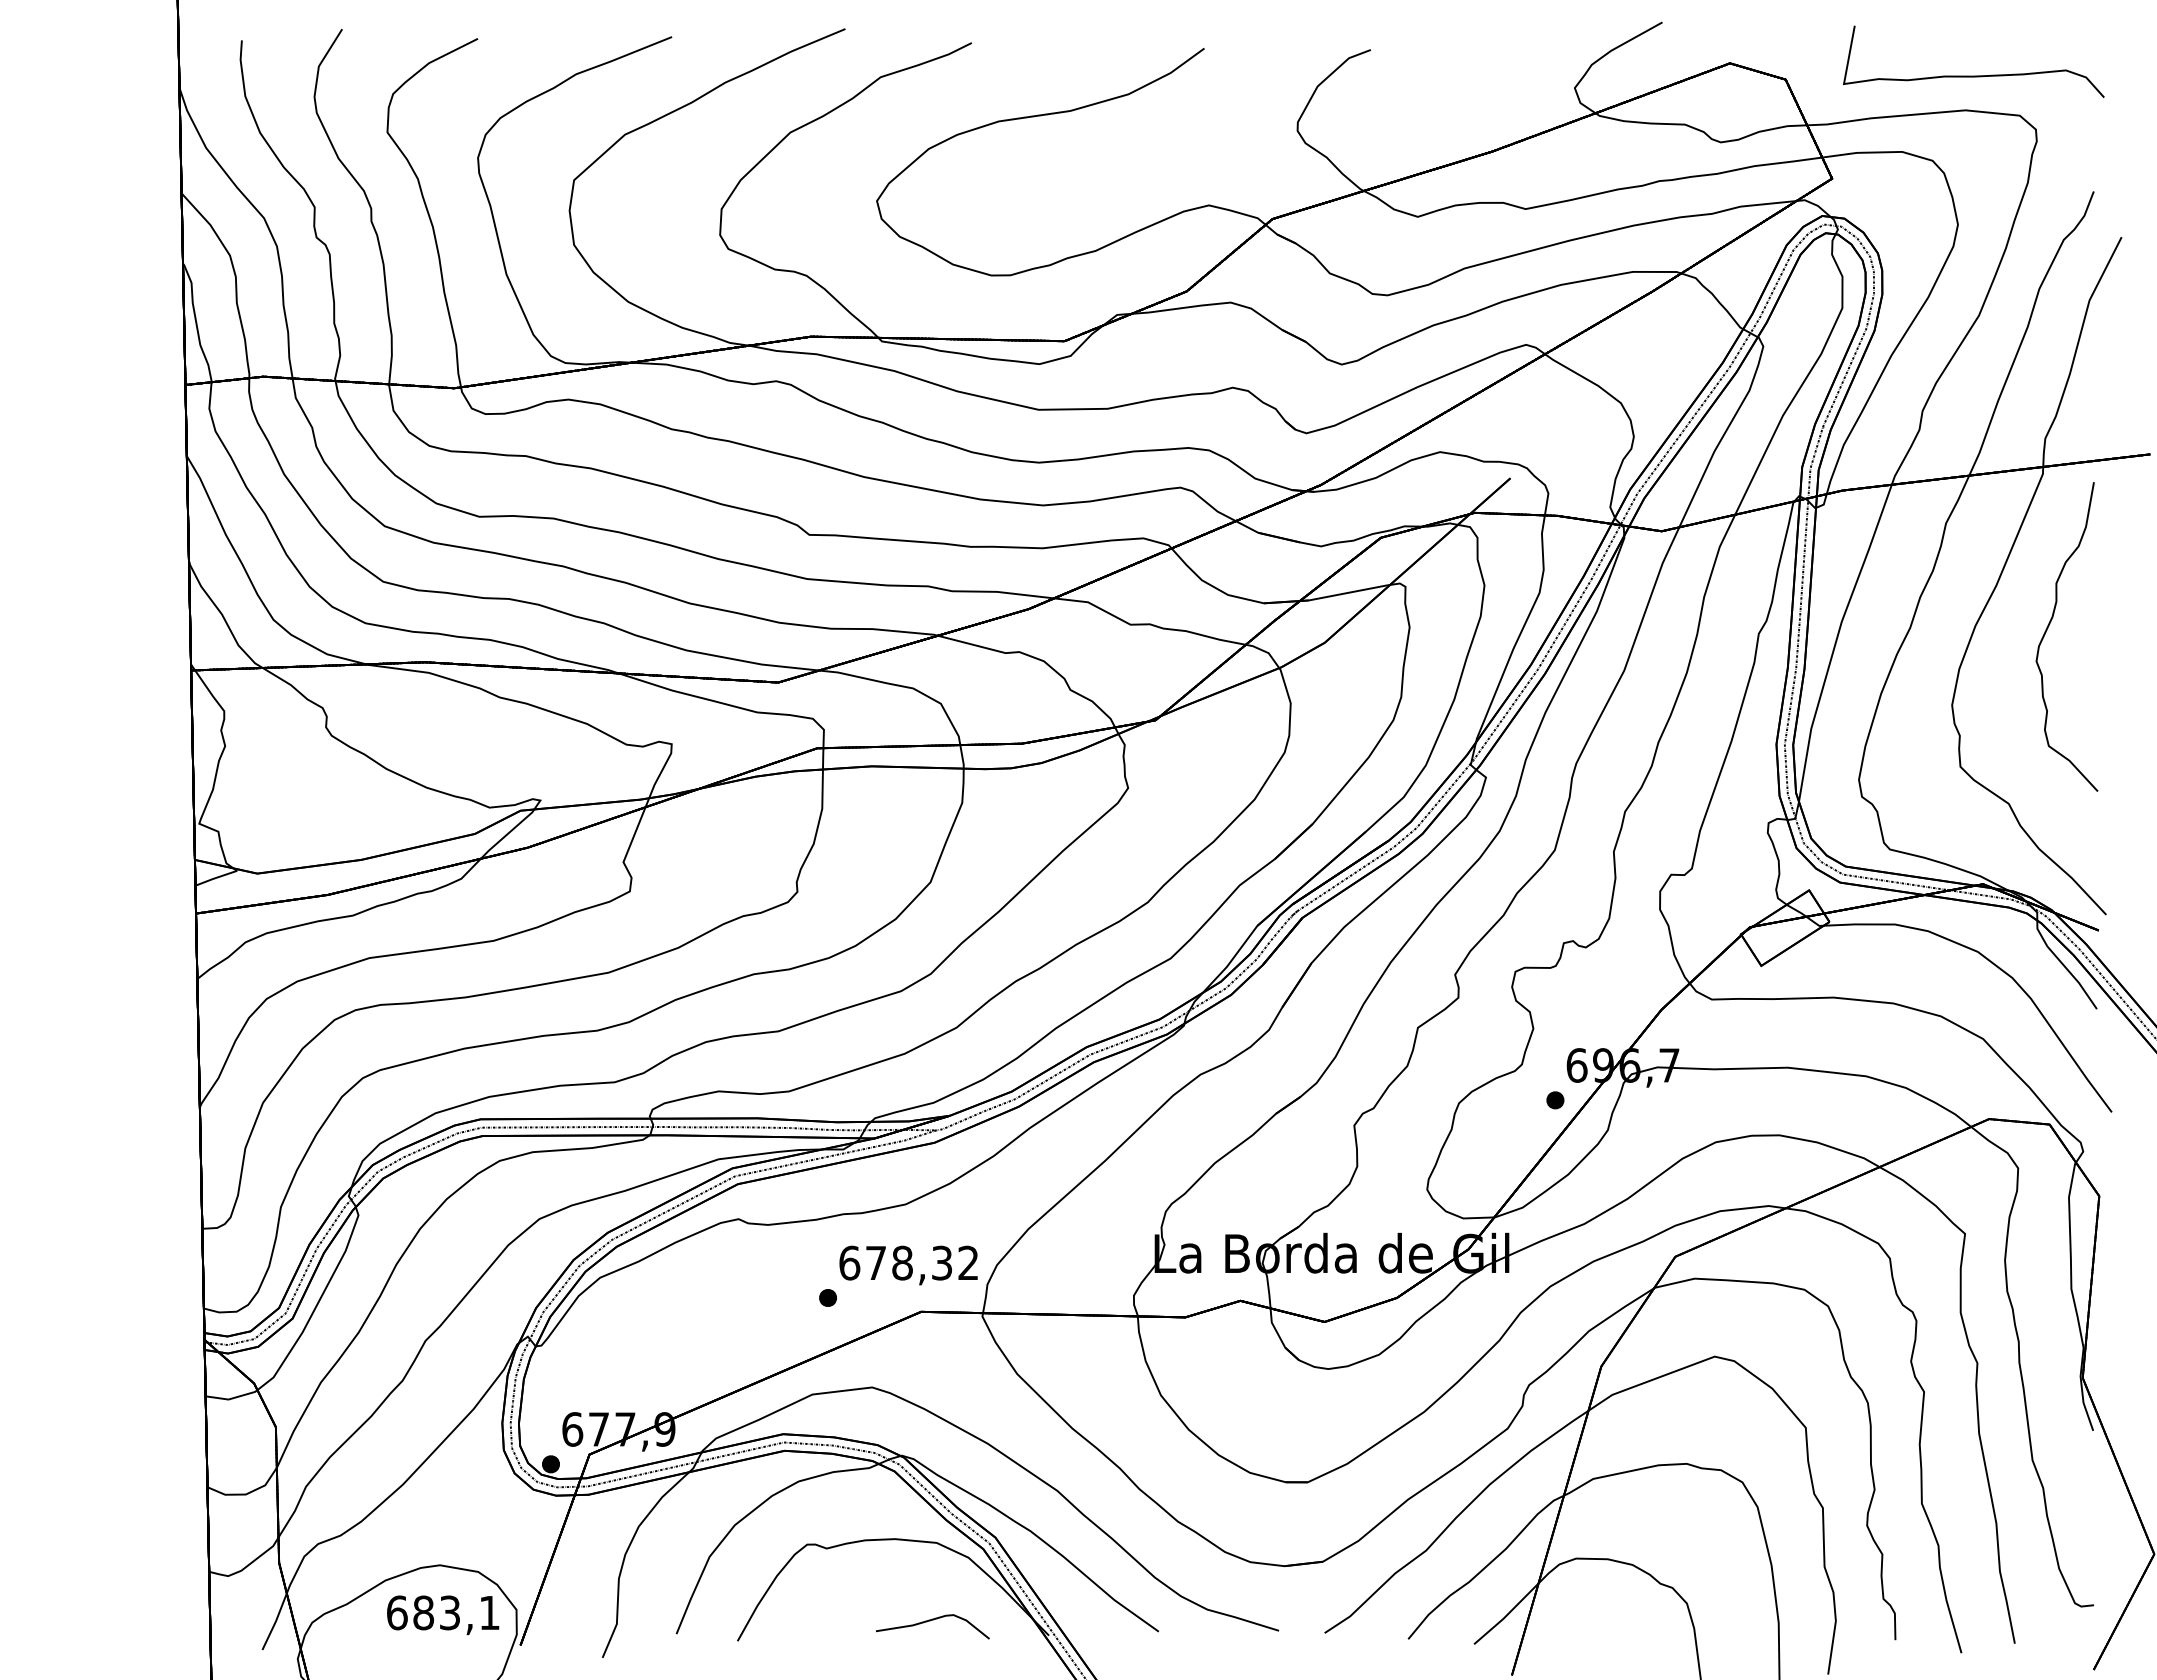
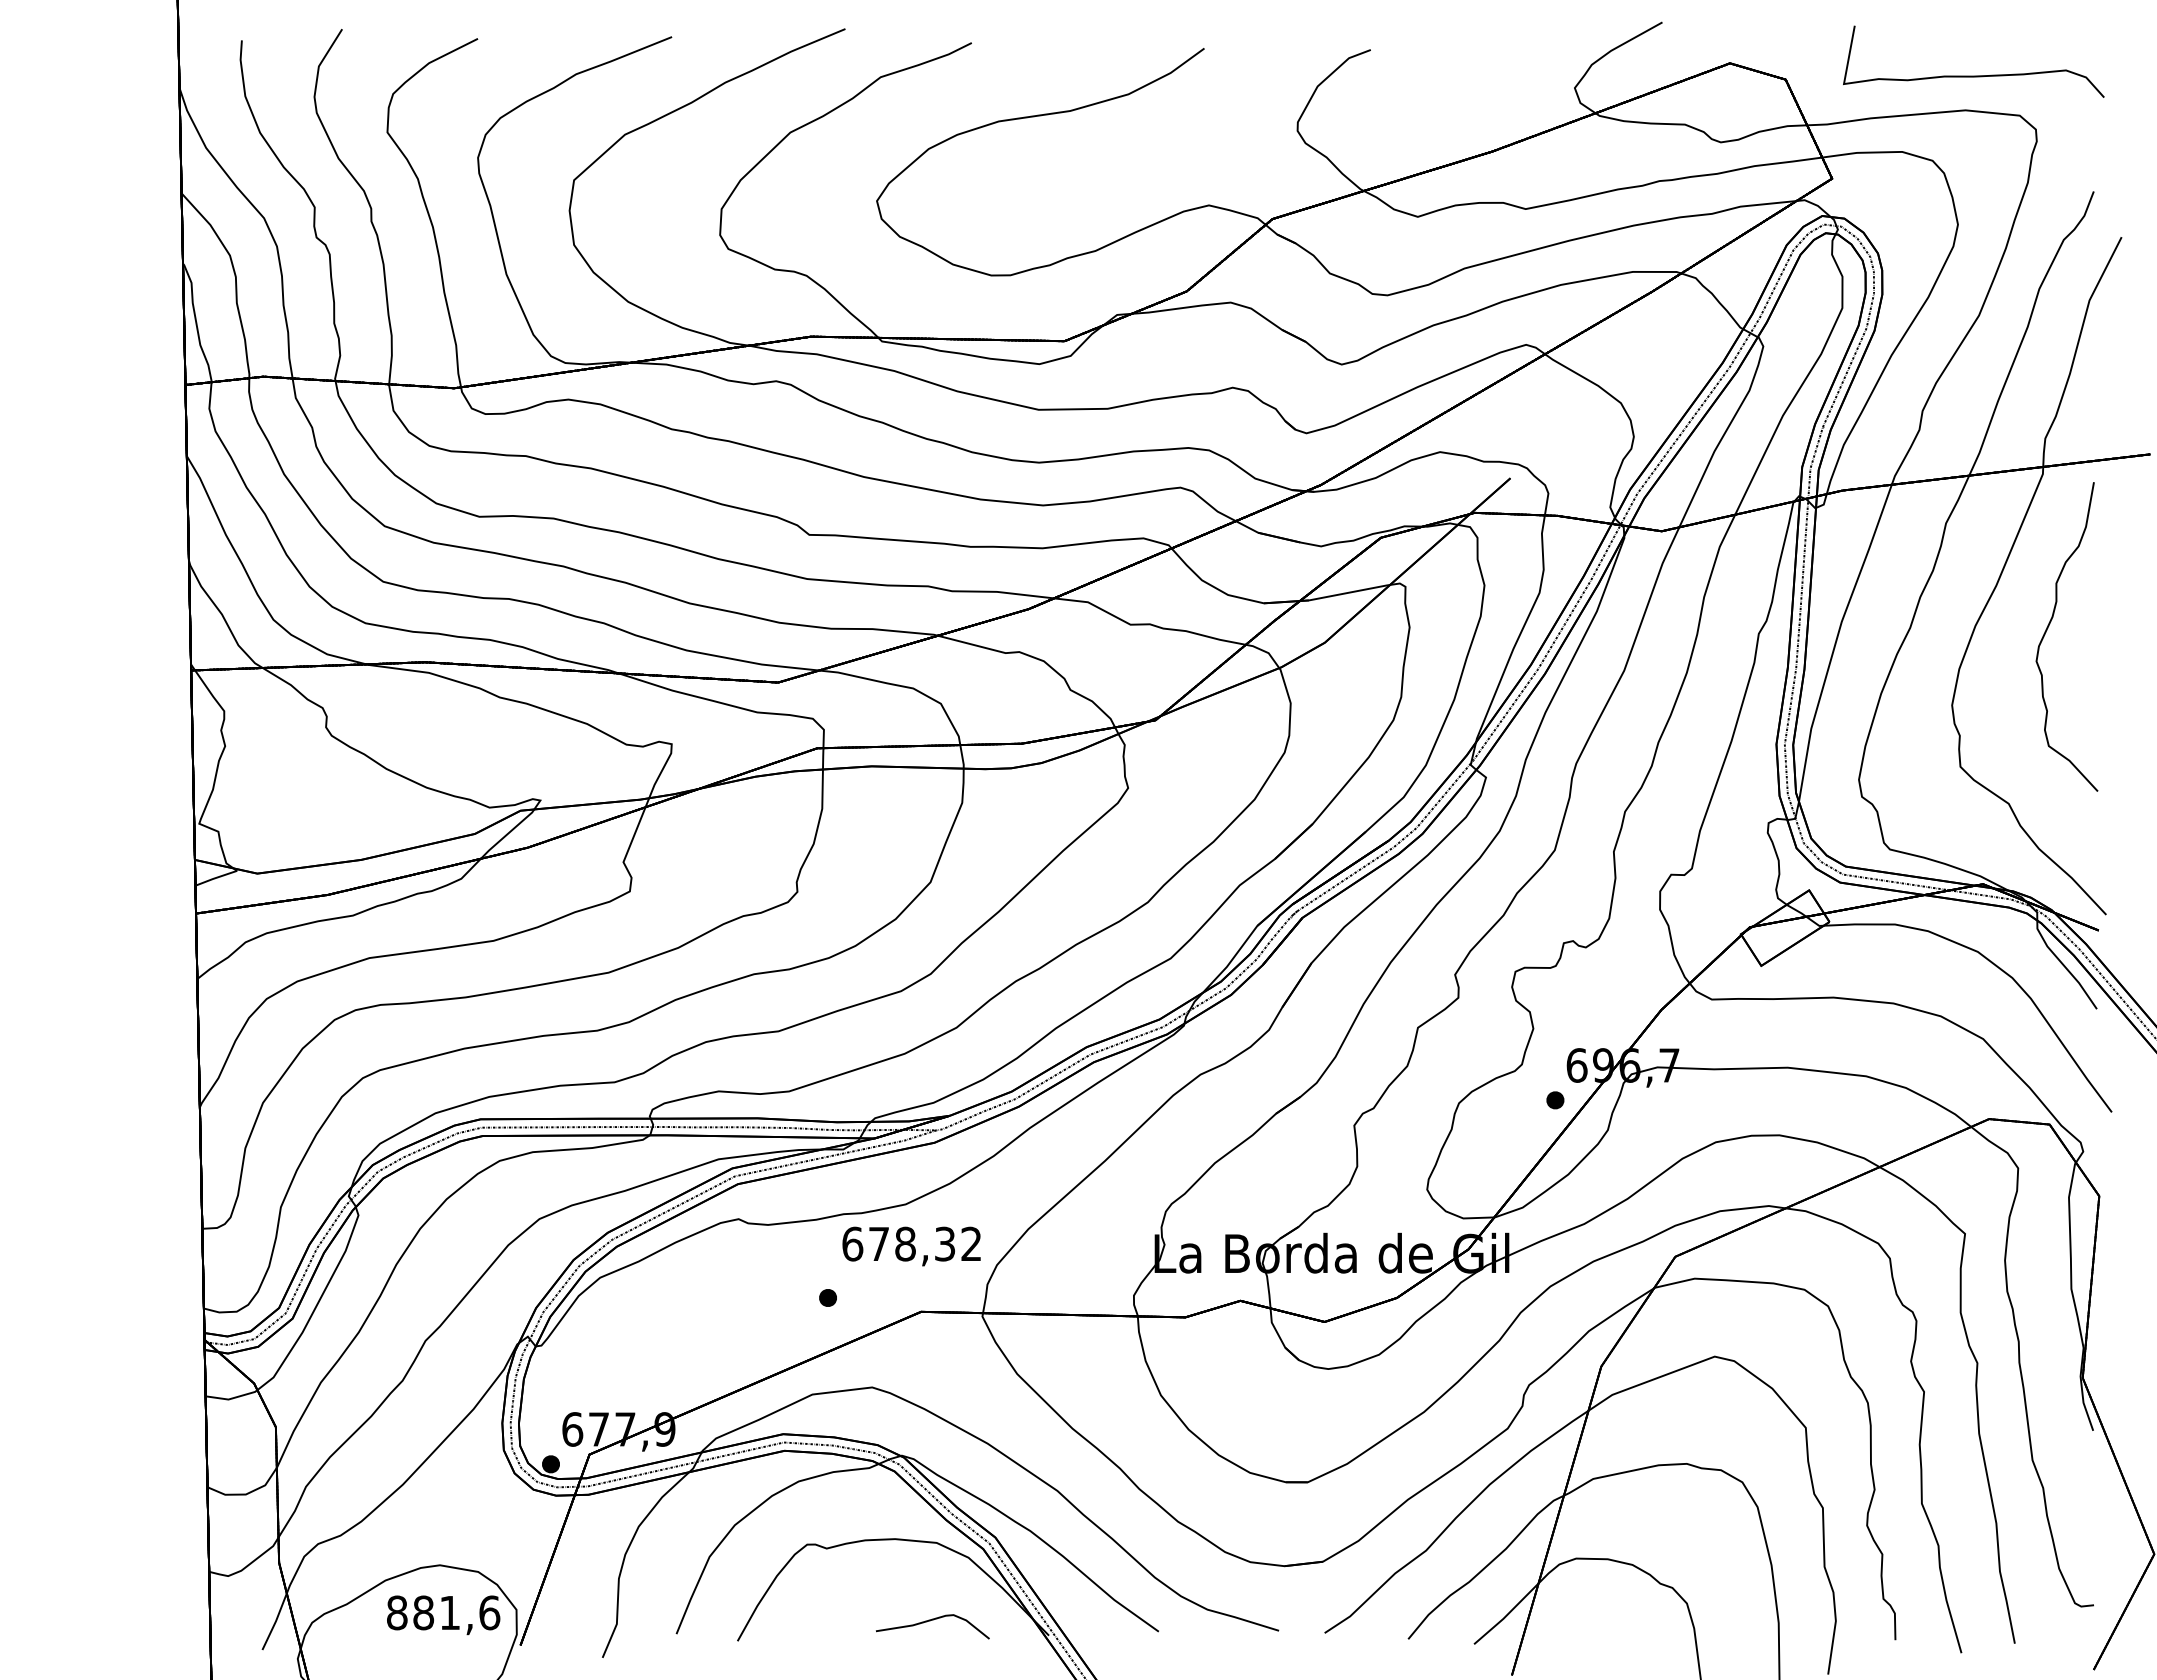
text position: (908, 1265) -> (911, 1246) (911, 1246)
text: 683,1 -> 881,6 (443, 1612)
